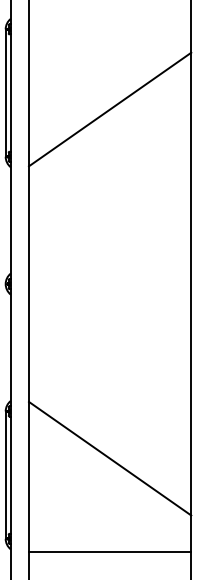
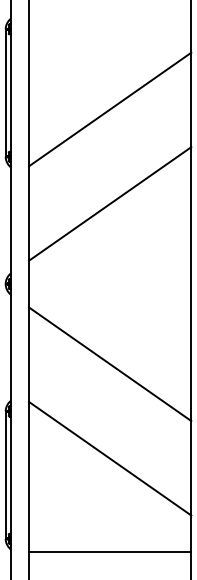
line: none -> present (109, 203)
line: none -> present (109, 364)
